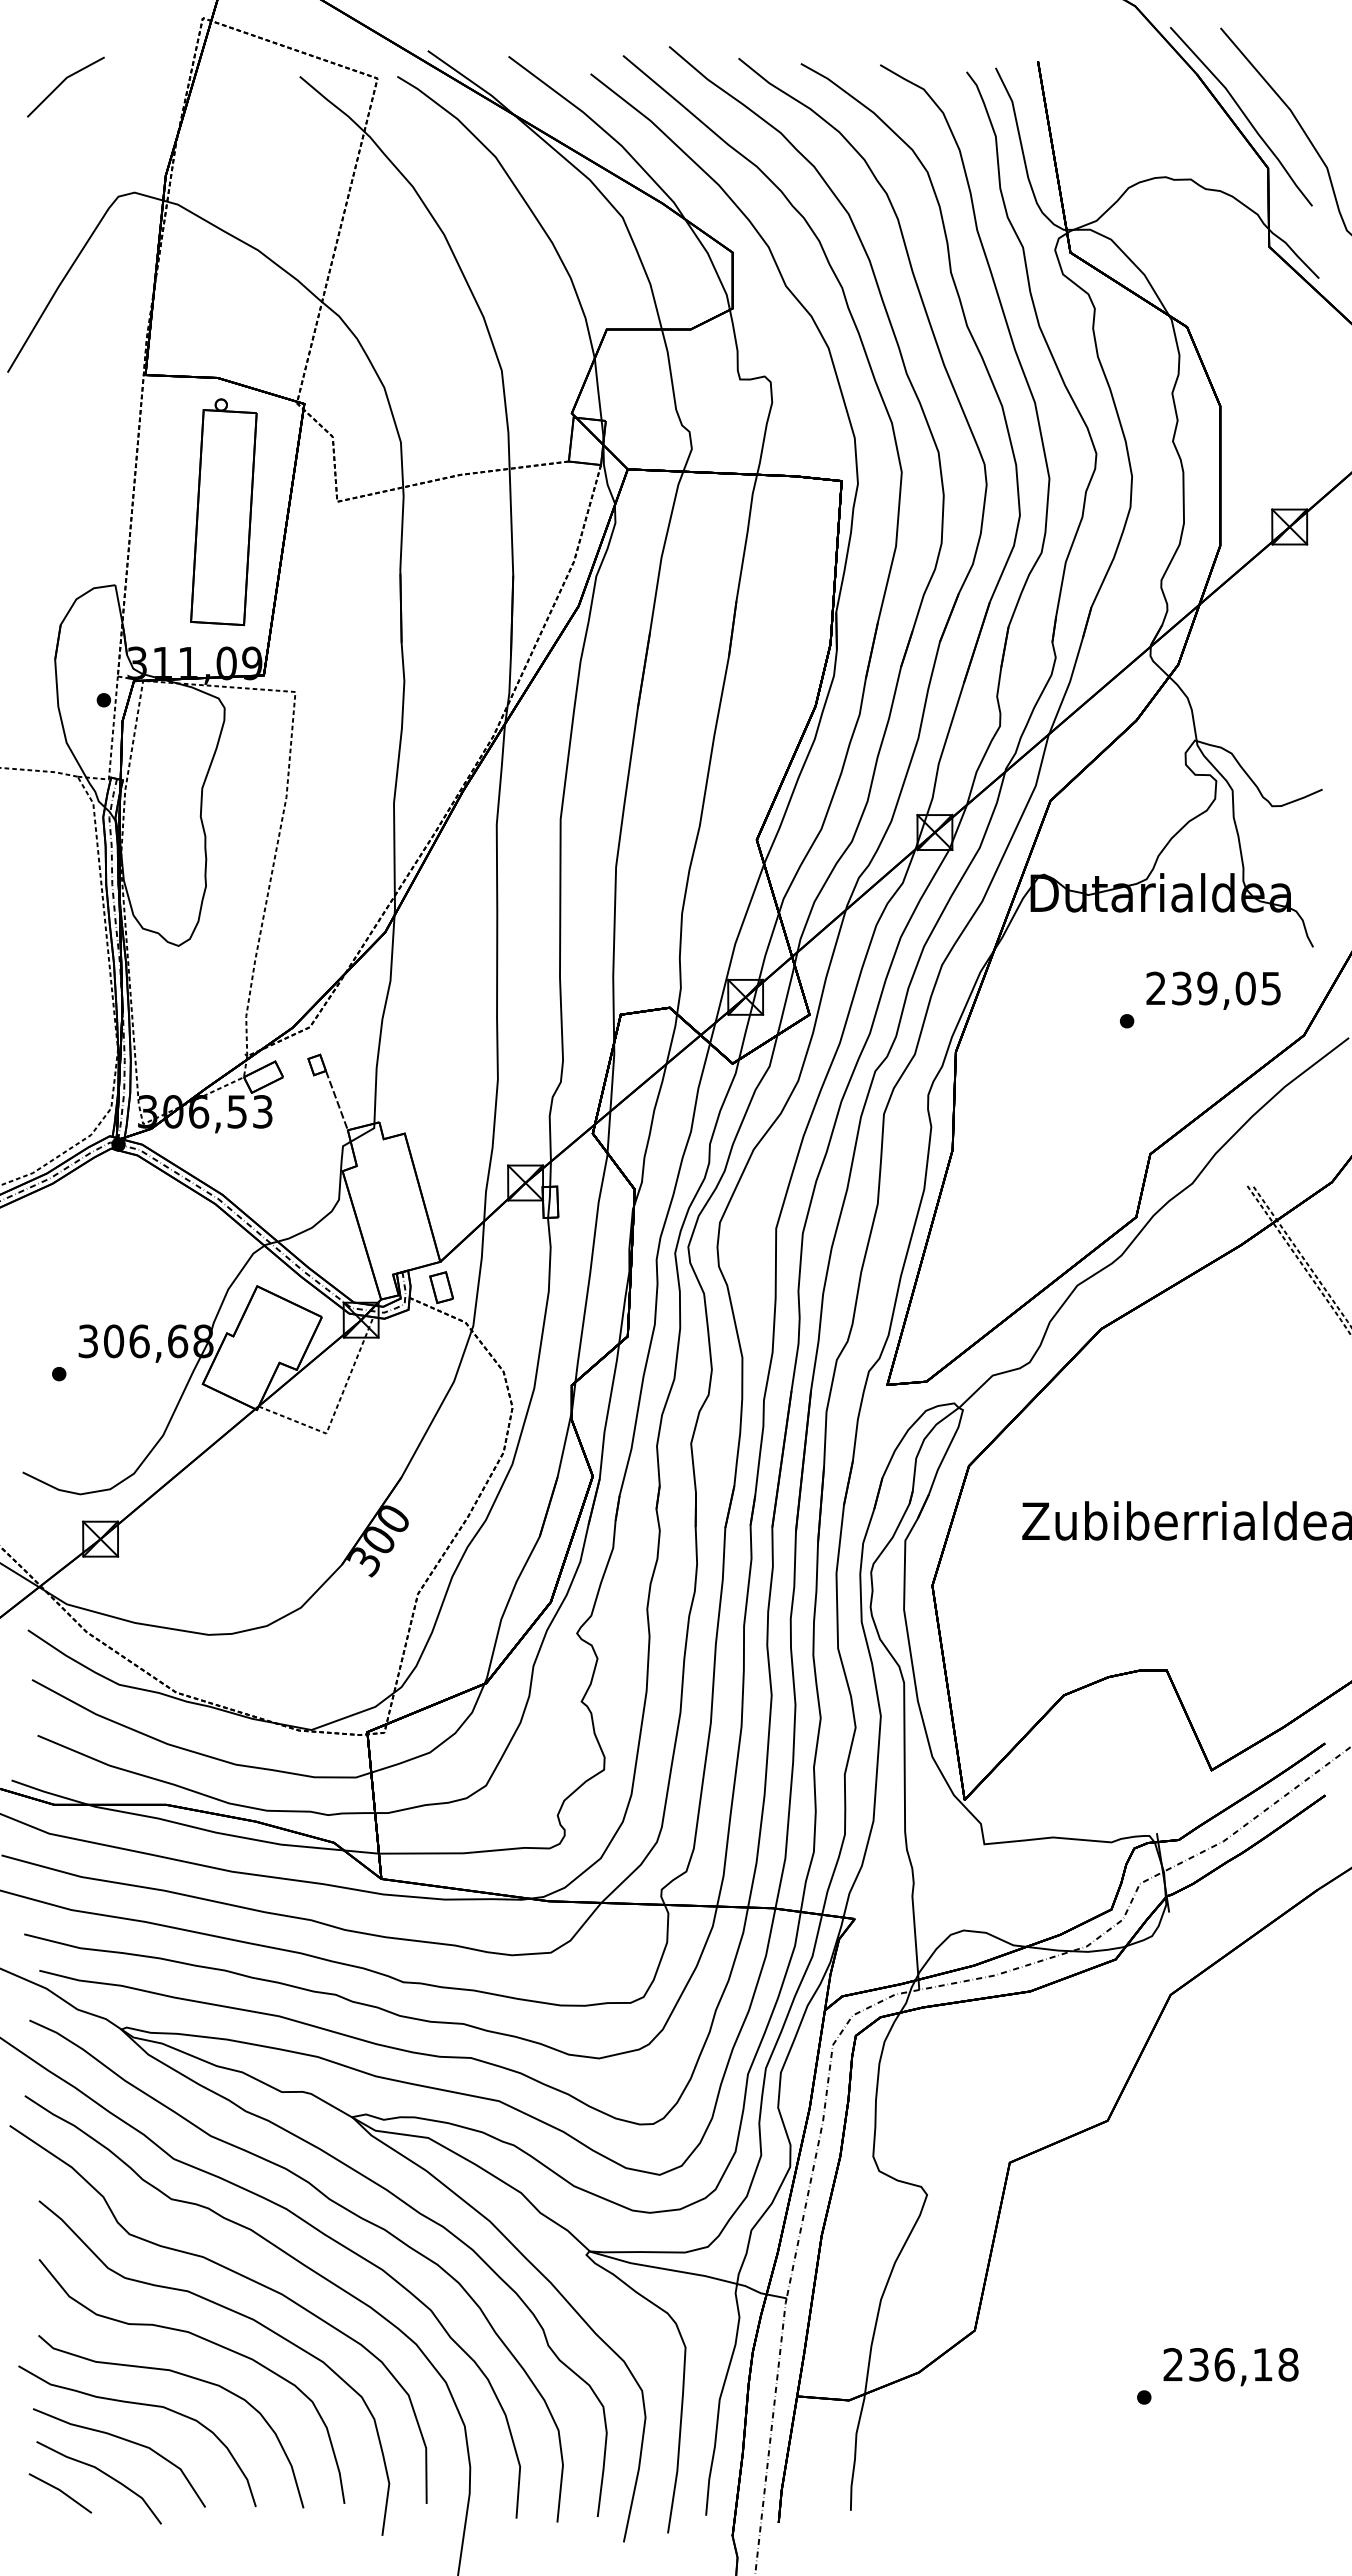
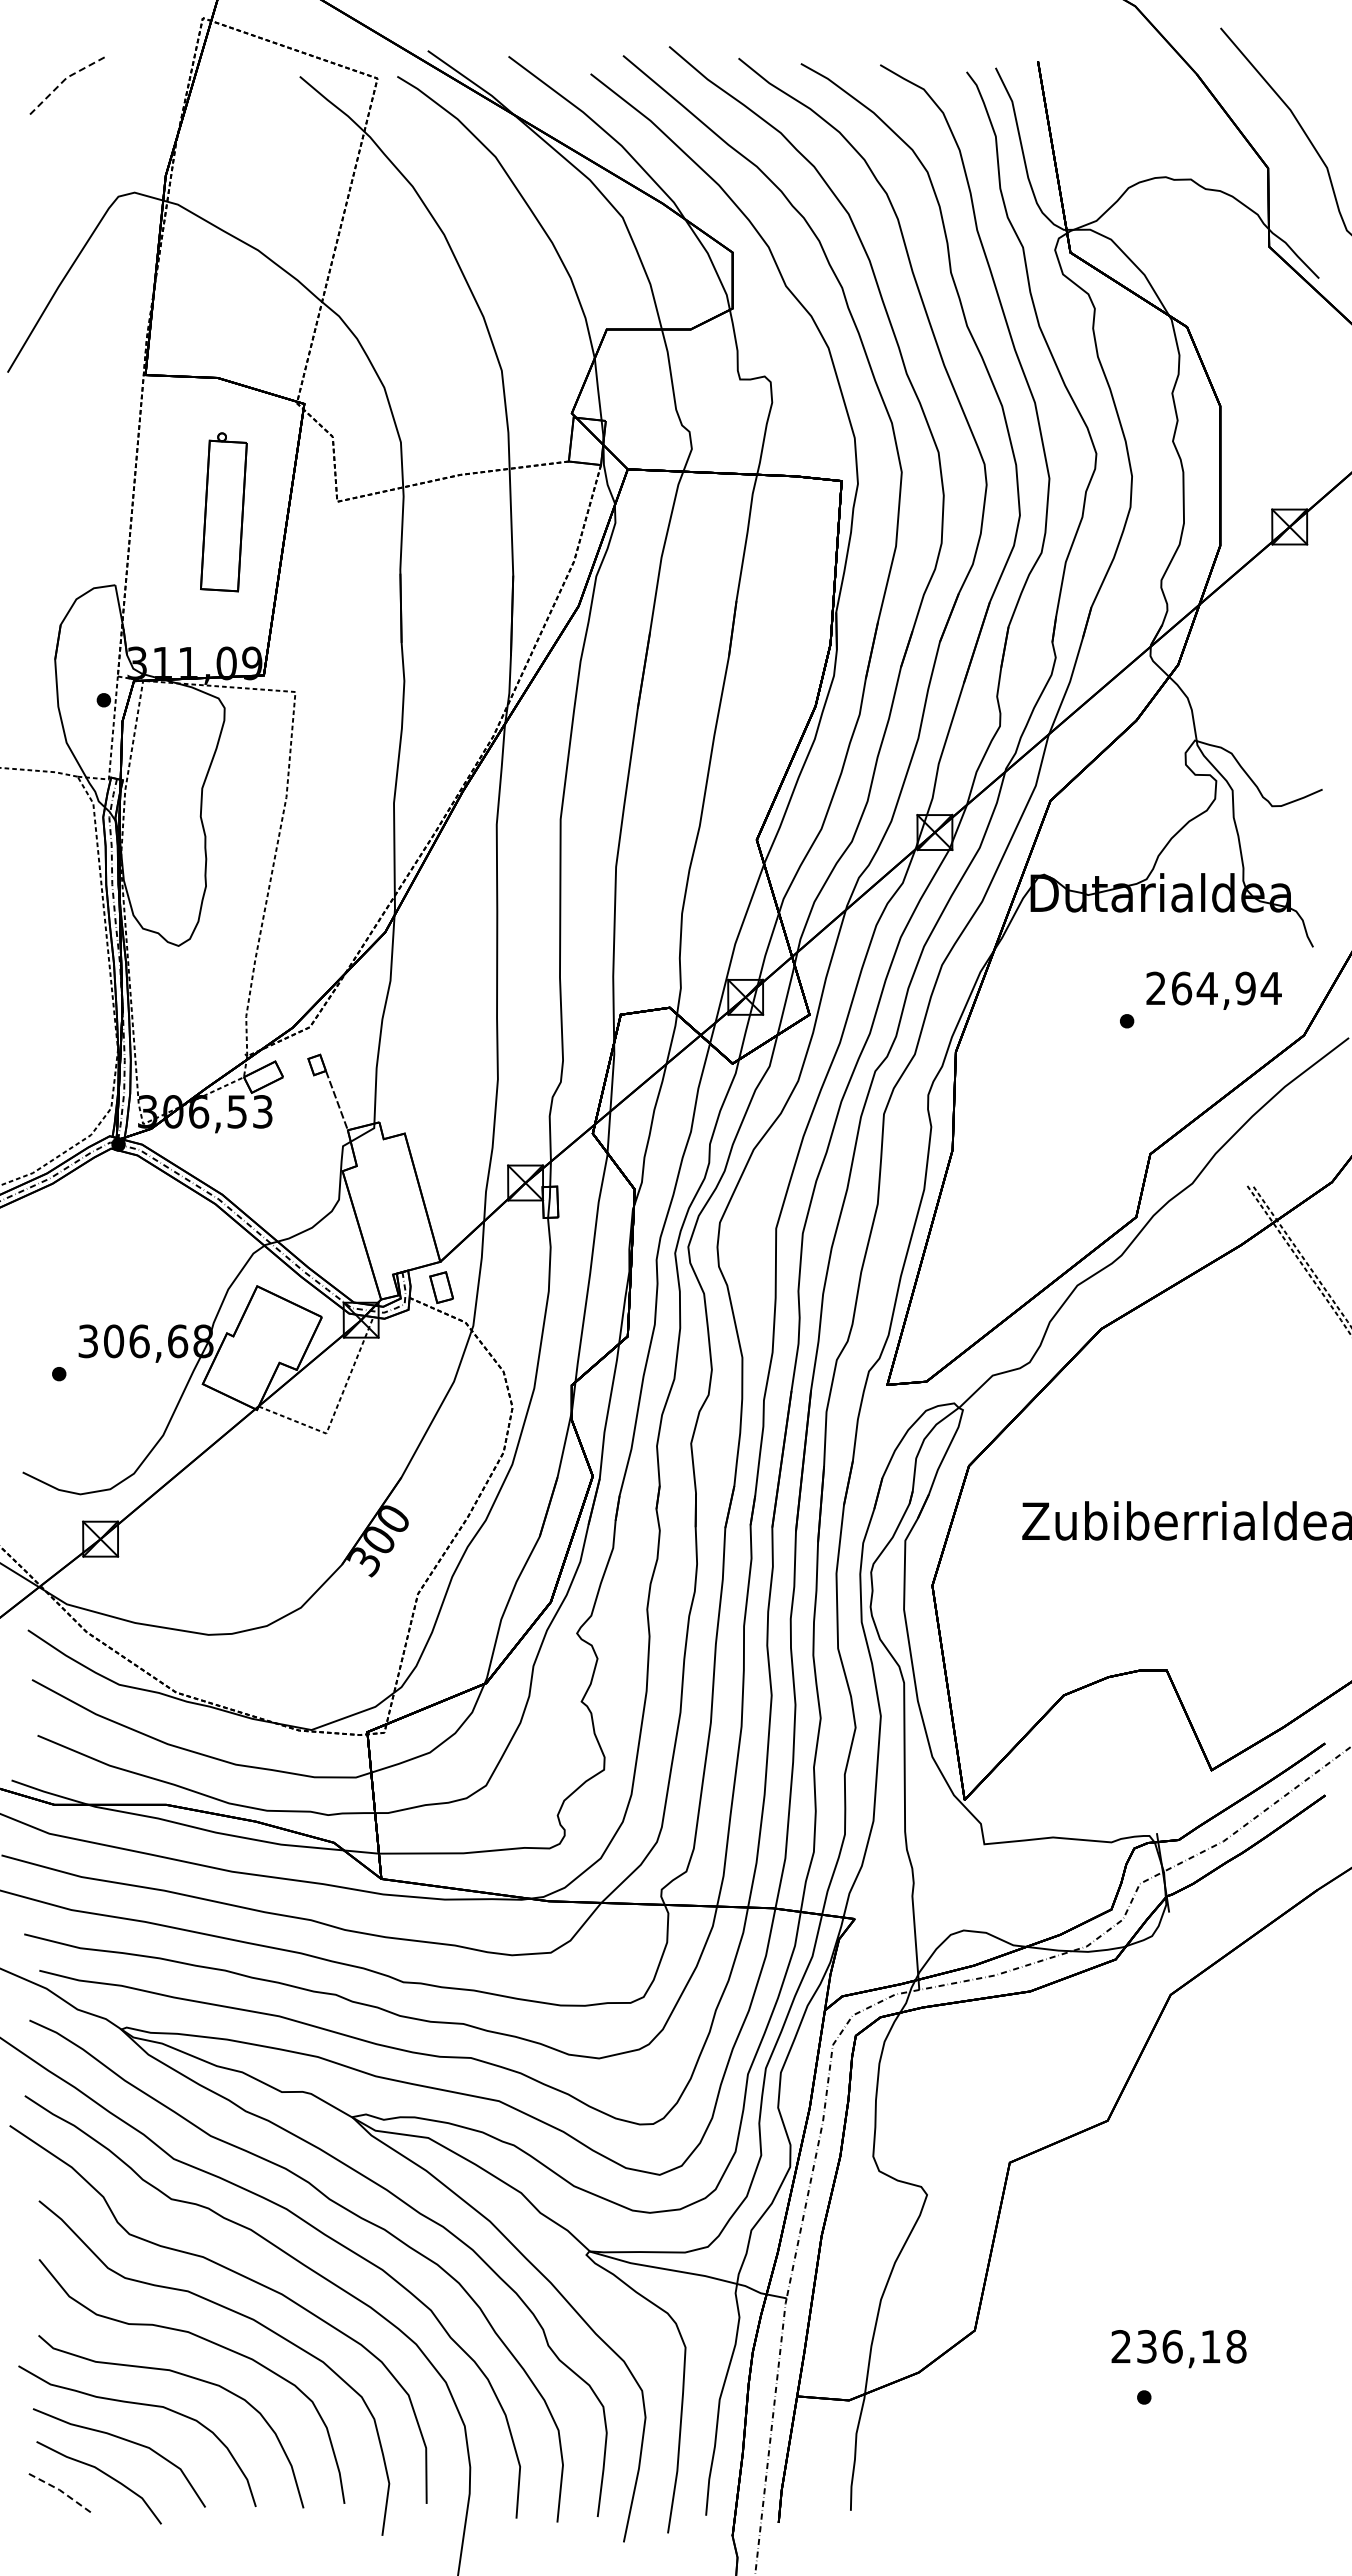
line: solid -> dashed (62, 81)
curve: present -> none (1243, 115)
part size: 68x229 px -> 48x161 px (223, 512)
text: 239,05 -> 264,94 (1226, 988)
text position: (1230, 2367) -> (1178, 2349) (1178, 2349)
line: solid -> dashed (61, 2491)
